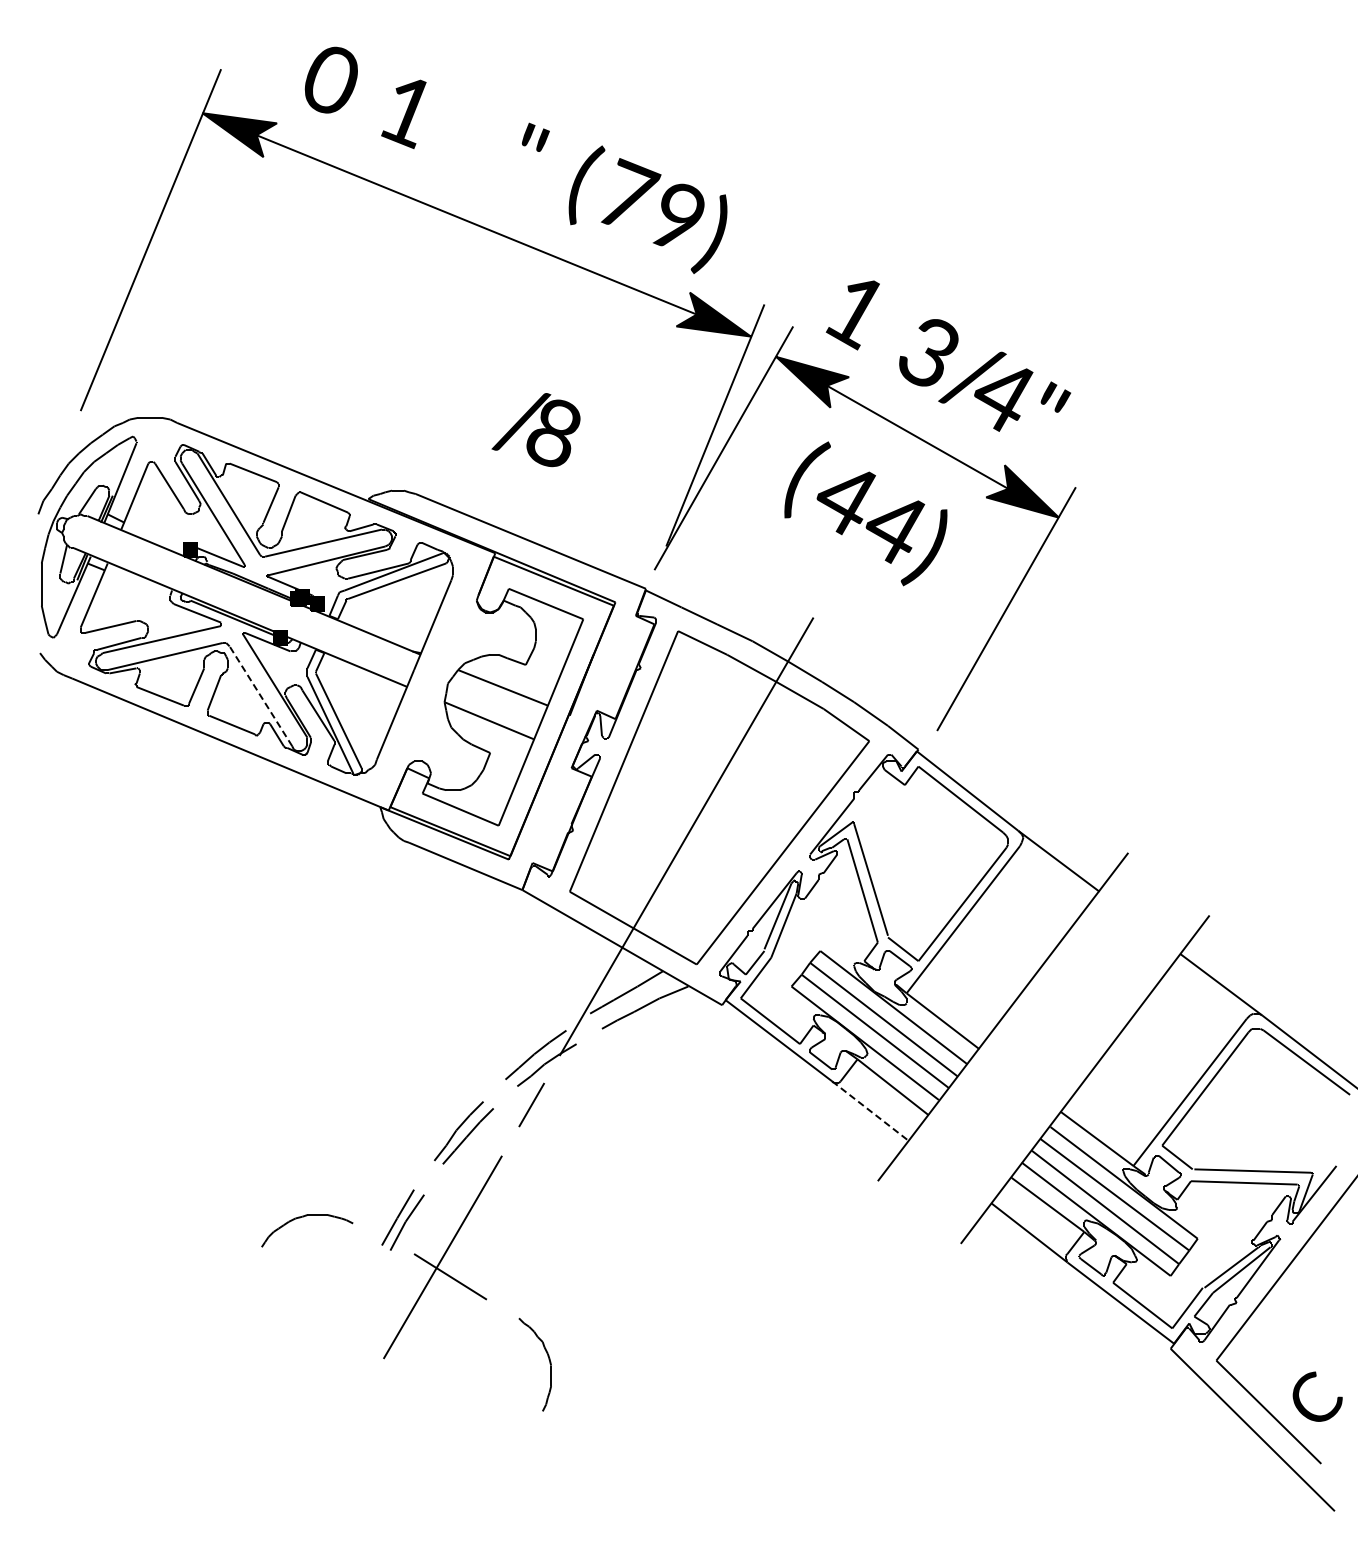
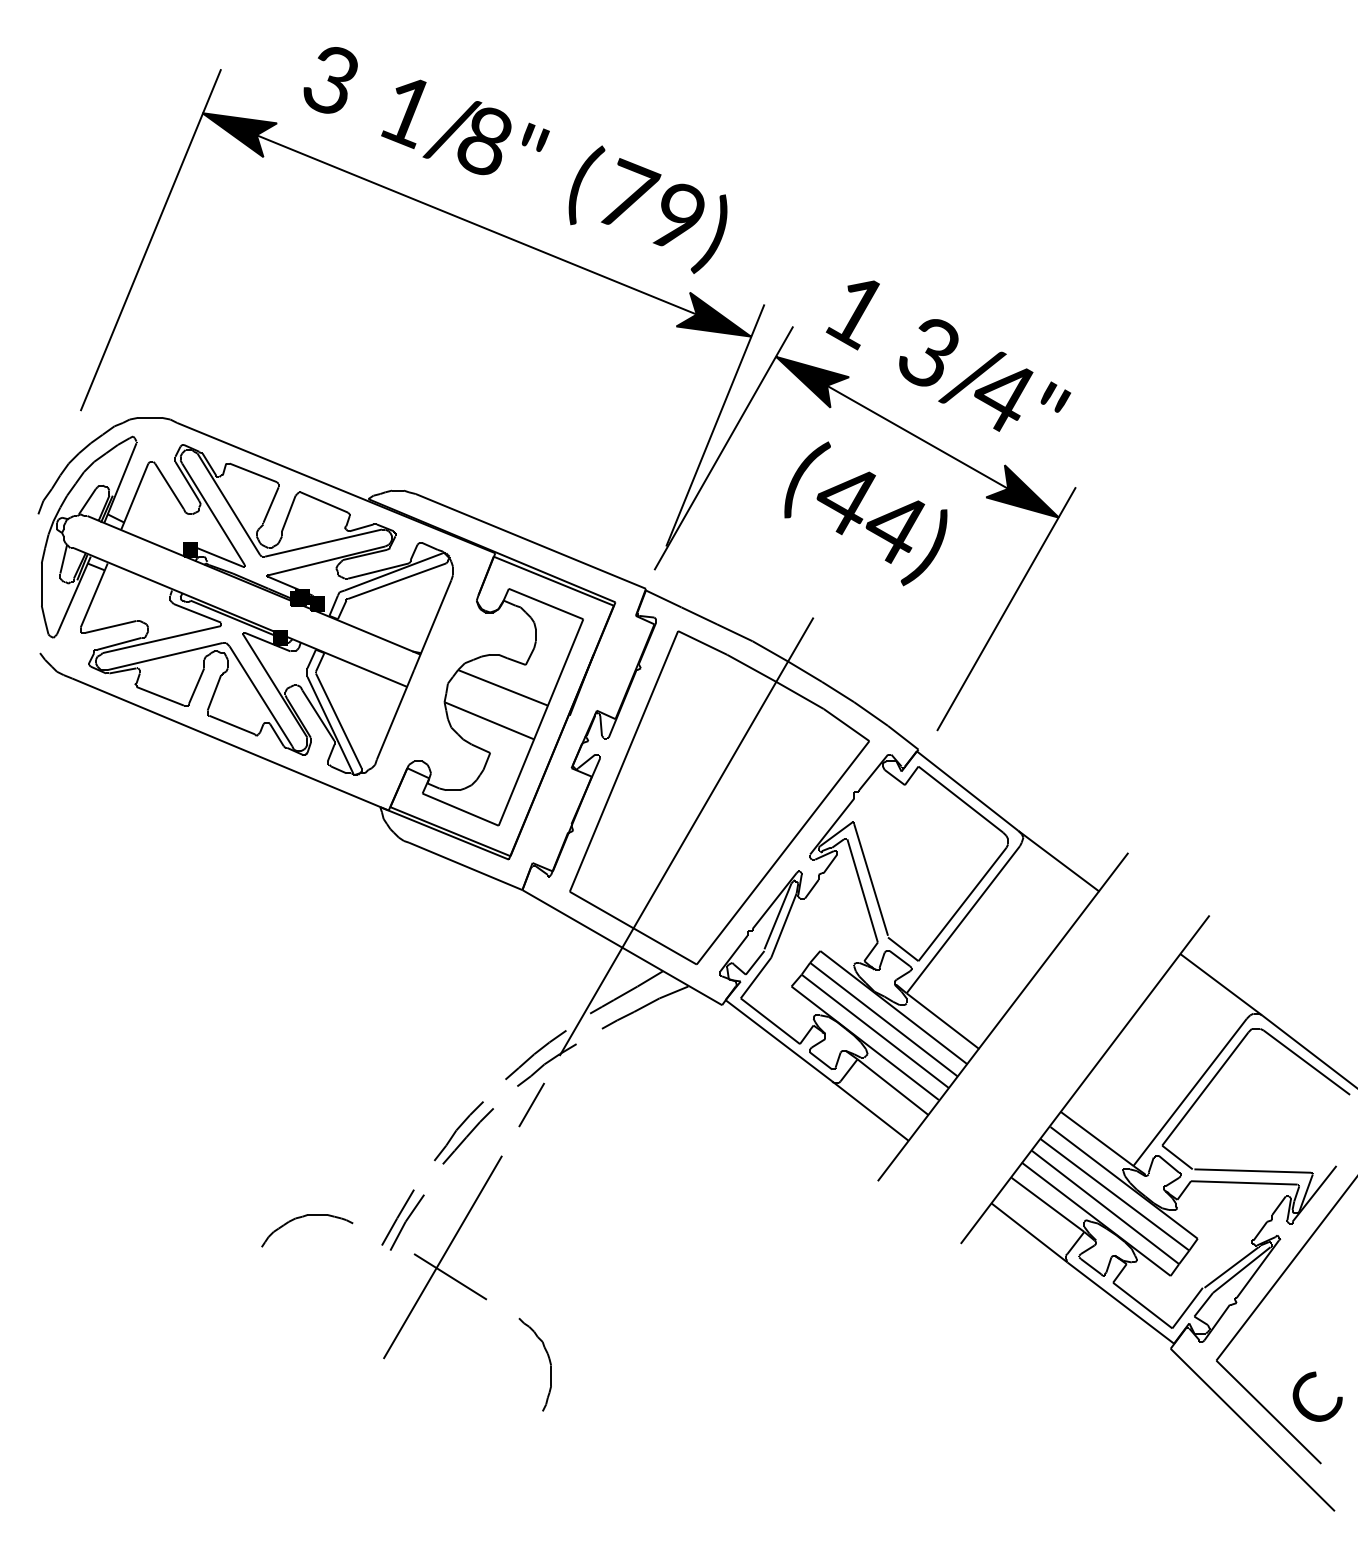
text: 0 -> 3 (330, 79)
text position: (535, 430) -> (466, 138) (466, 138)
line: dashed -> solid (260, 696)
line: dashed -> solid (870, 1111)
